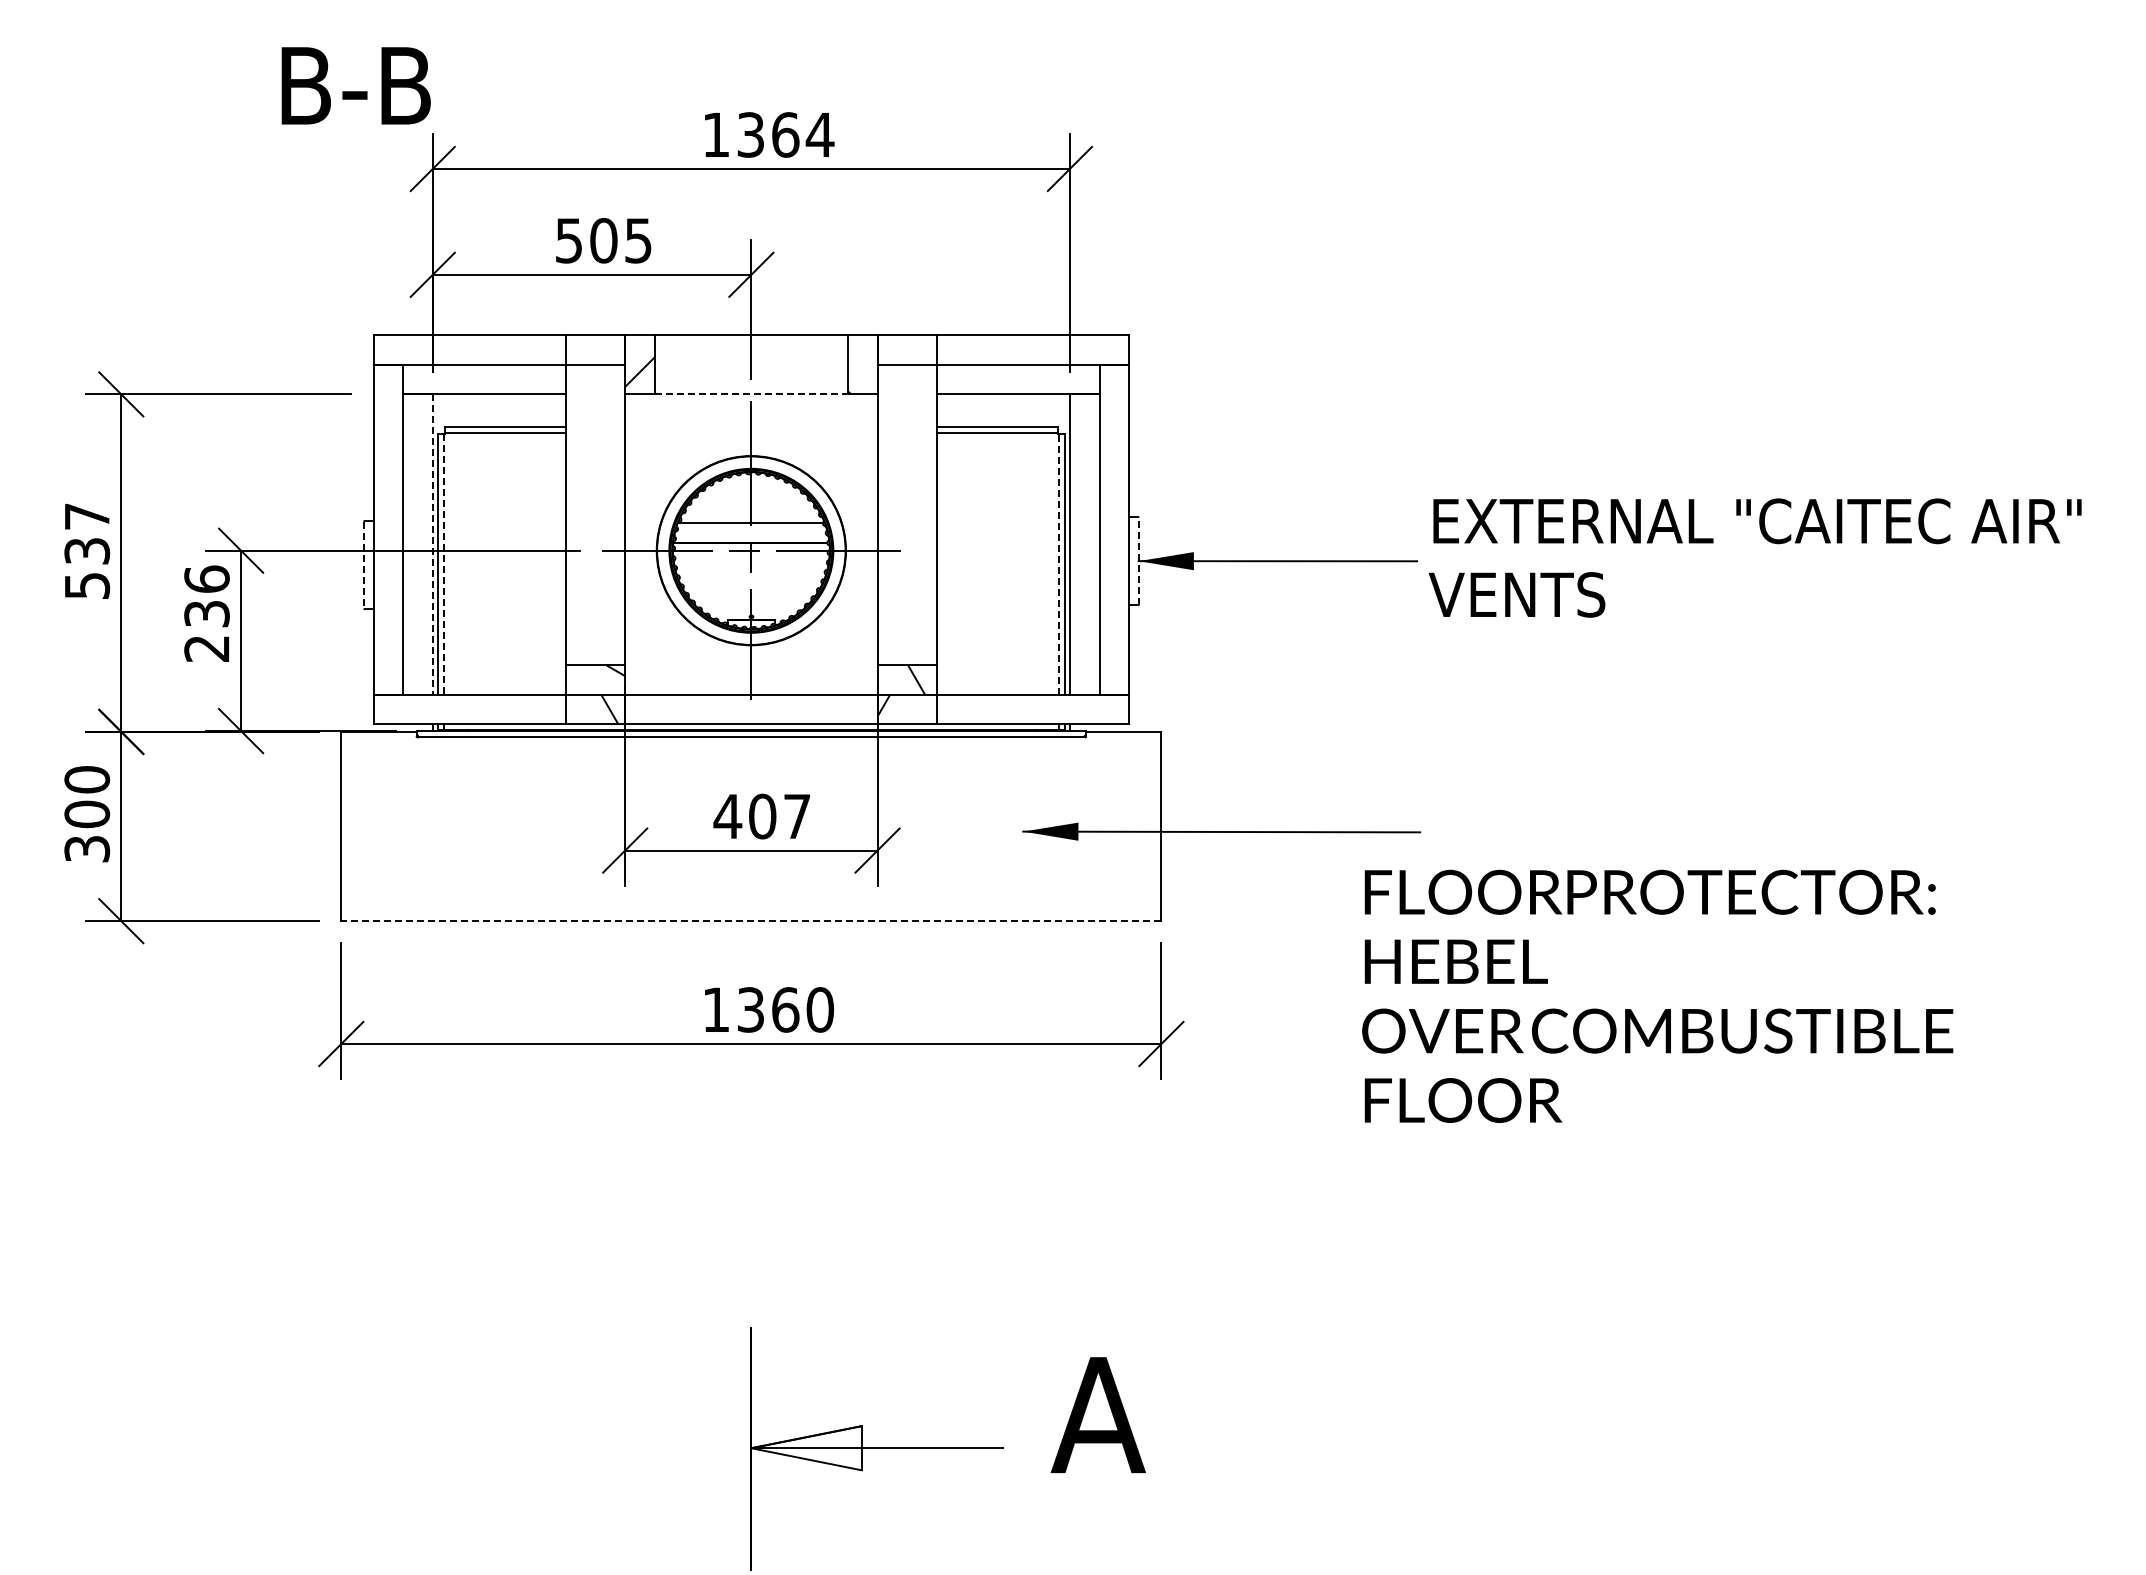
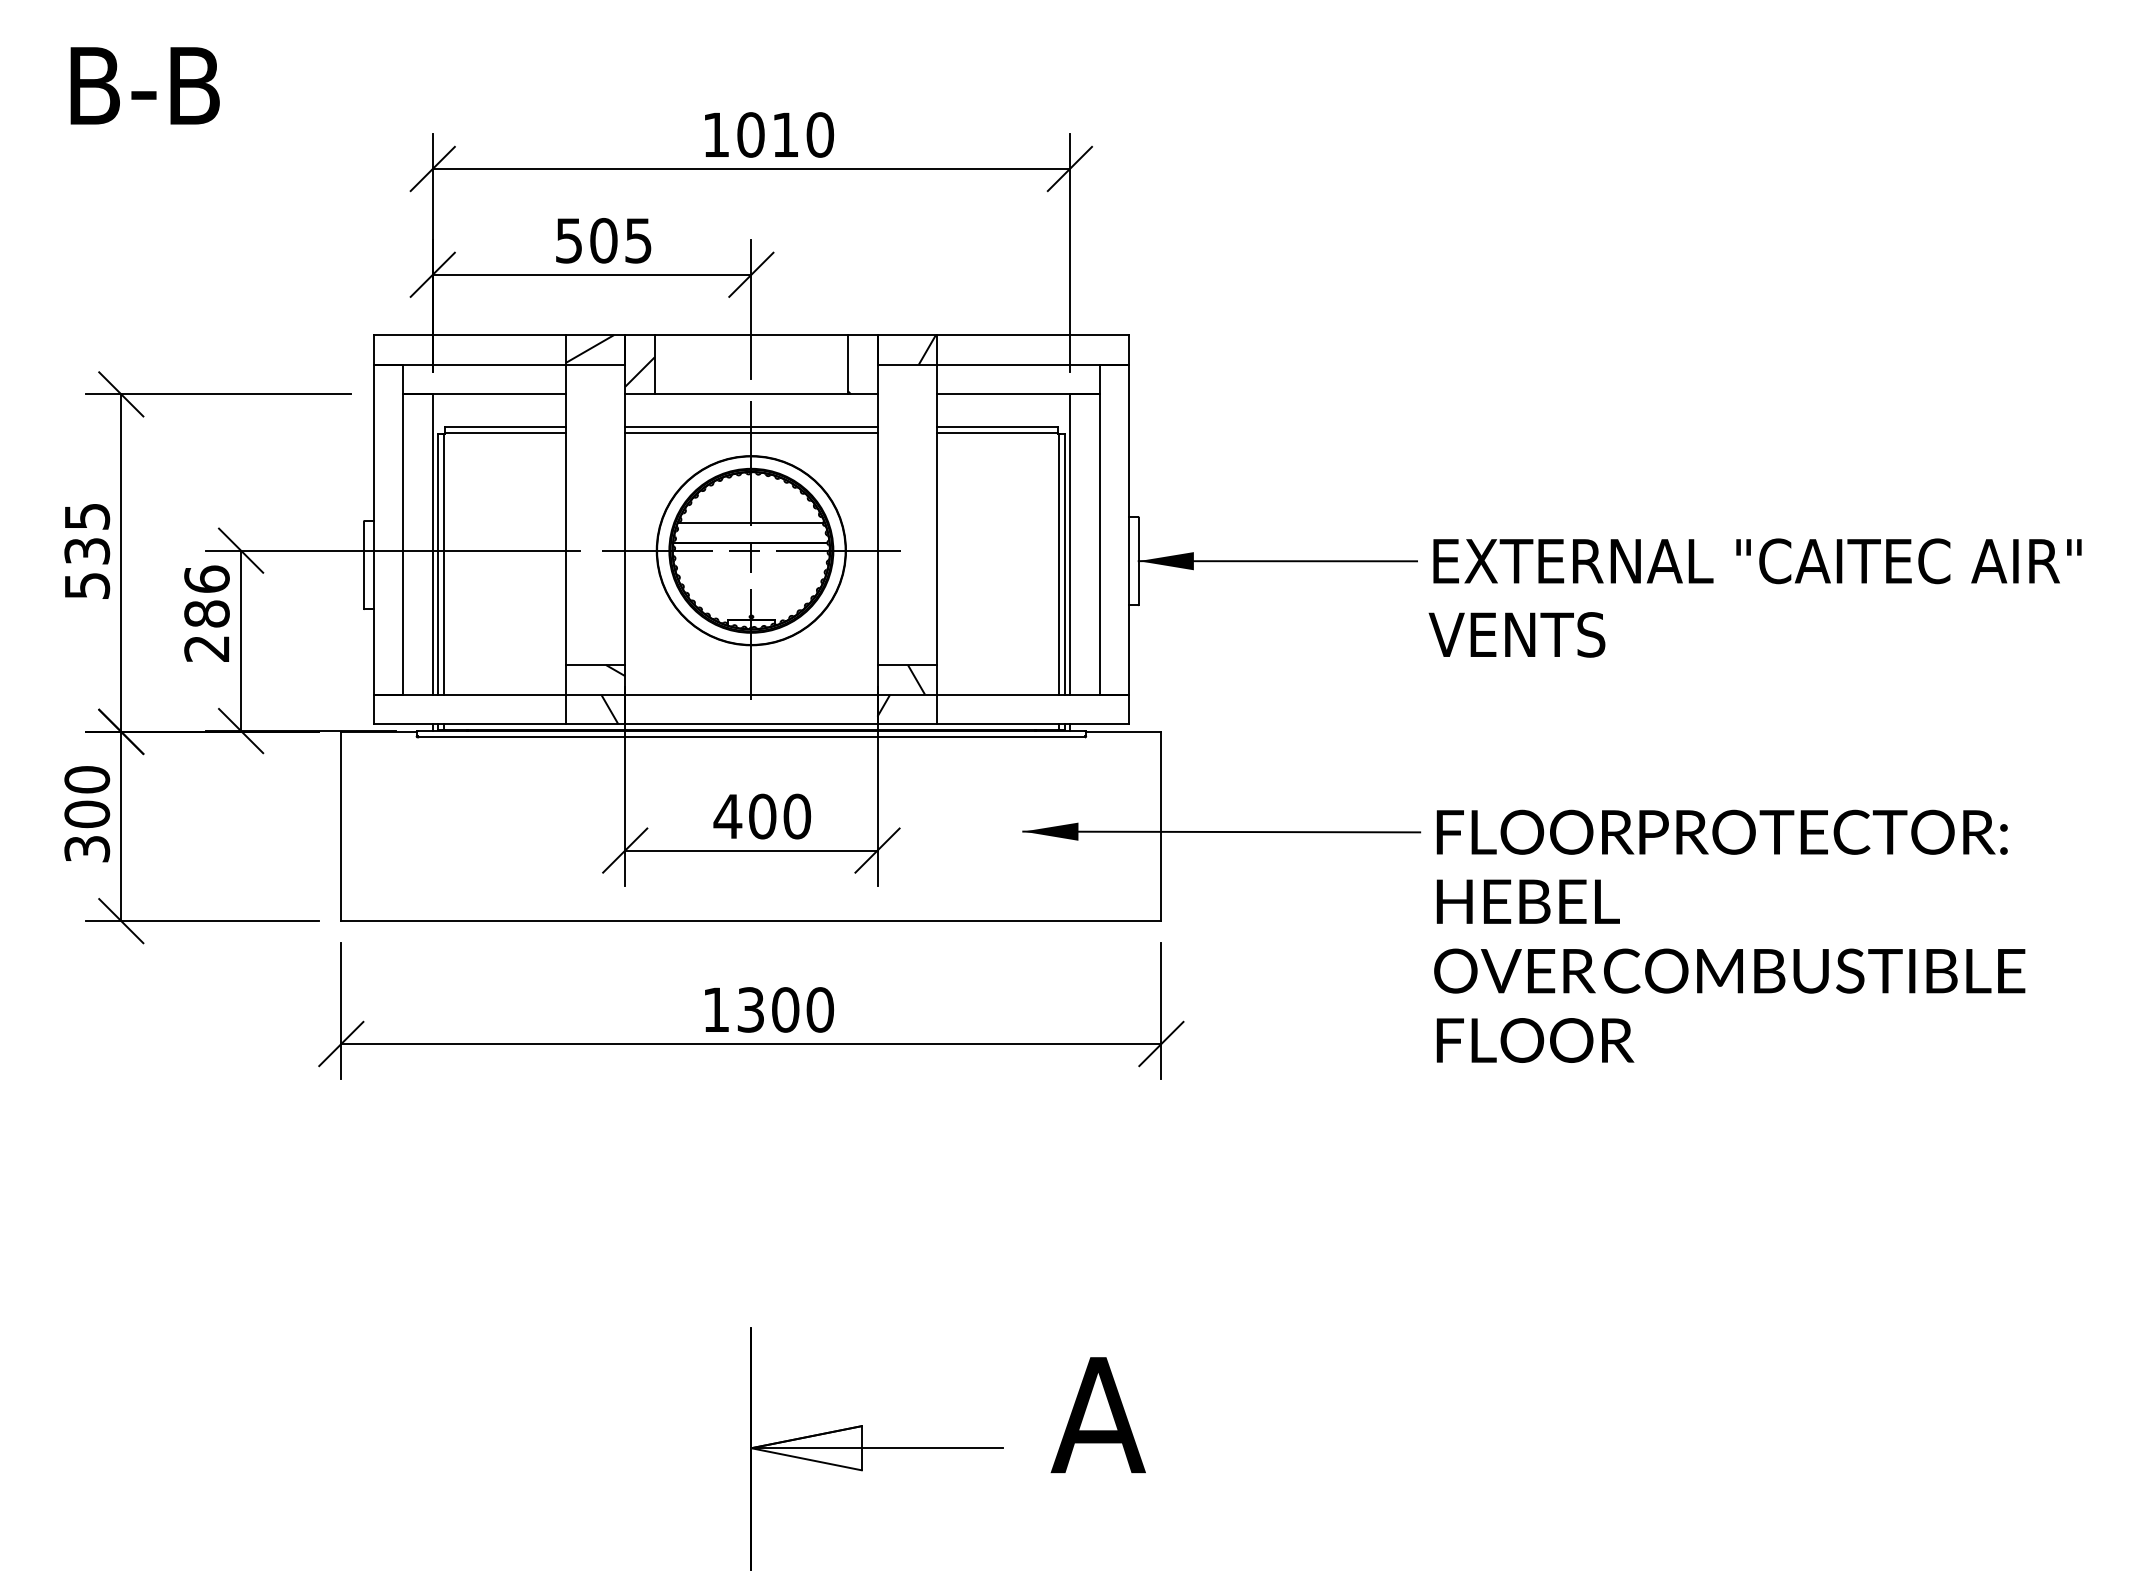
text position: (355, 85) -> (144, 85) (144, 85)
text: 1364 -> 1010 (785, 134)
hatch: none -> present (589, 348)
hatch: none -> present (926, 349)
line: dashed -> solid (751, 394)
line: none -> present (751, 427)
line: none -> present (751, 432)
text: 537 -> 535 (87, 516)
line: dashed -> solid (432, 545)
text position: (1754, 557) -> (1754, 597) (1754, 597)
line: dashed -> solid (1138, 561)
line: dashed -> solid (1059, 563)
line: dashed -> solid (443, 564)
line: dashed -> solid (364, 565)
text: 236 -> 286 (206, 613)
text: 407 -> 400 (797, 816)
line: dashed -> solid (750, 921)
text position: (1657, 995) -> (1729, 935) (1729, 935)
text: 1360 -> 1300 (785, 1009)
